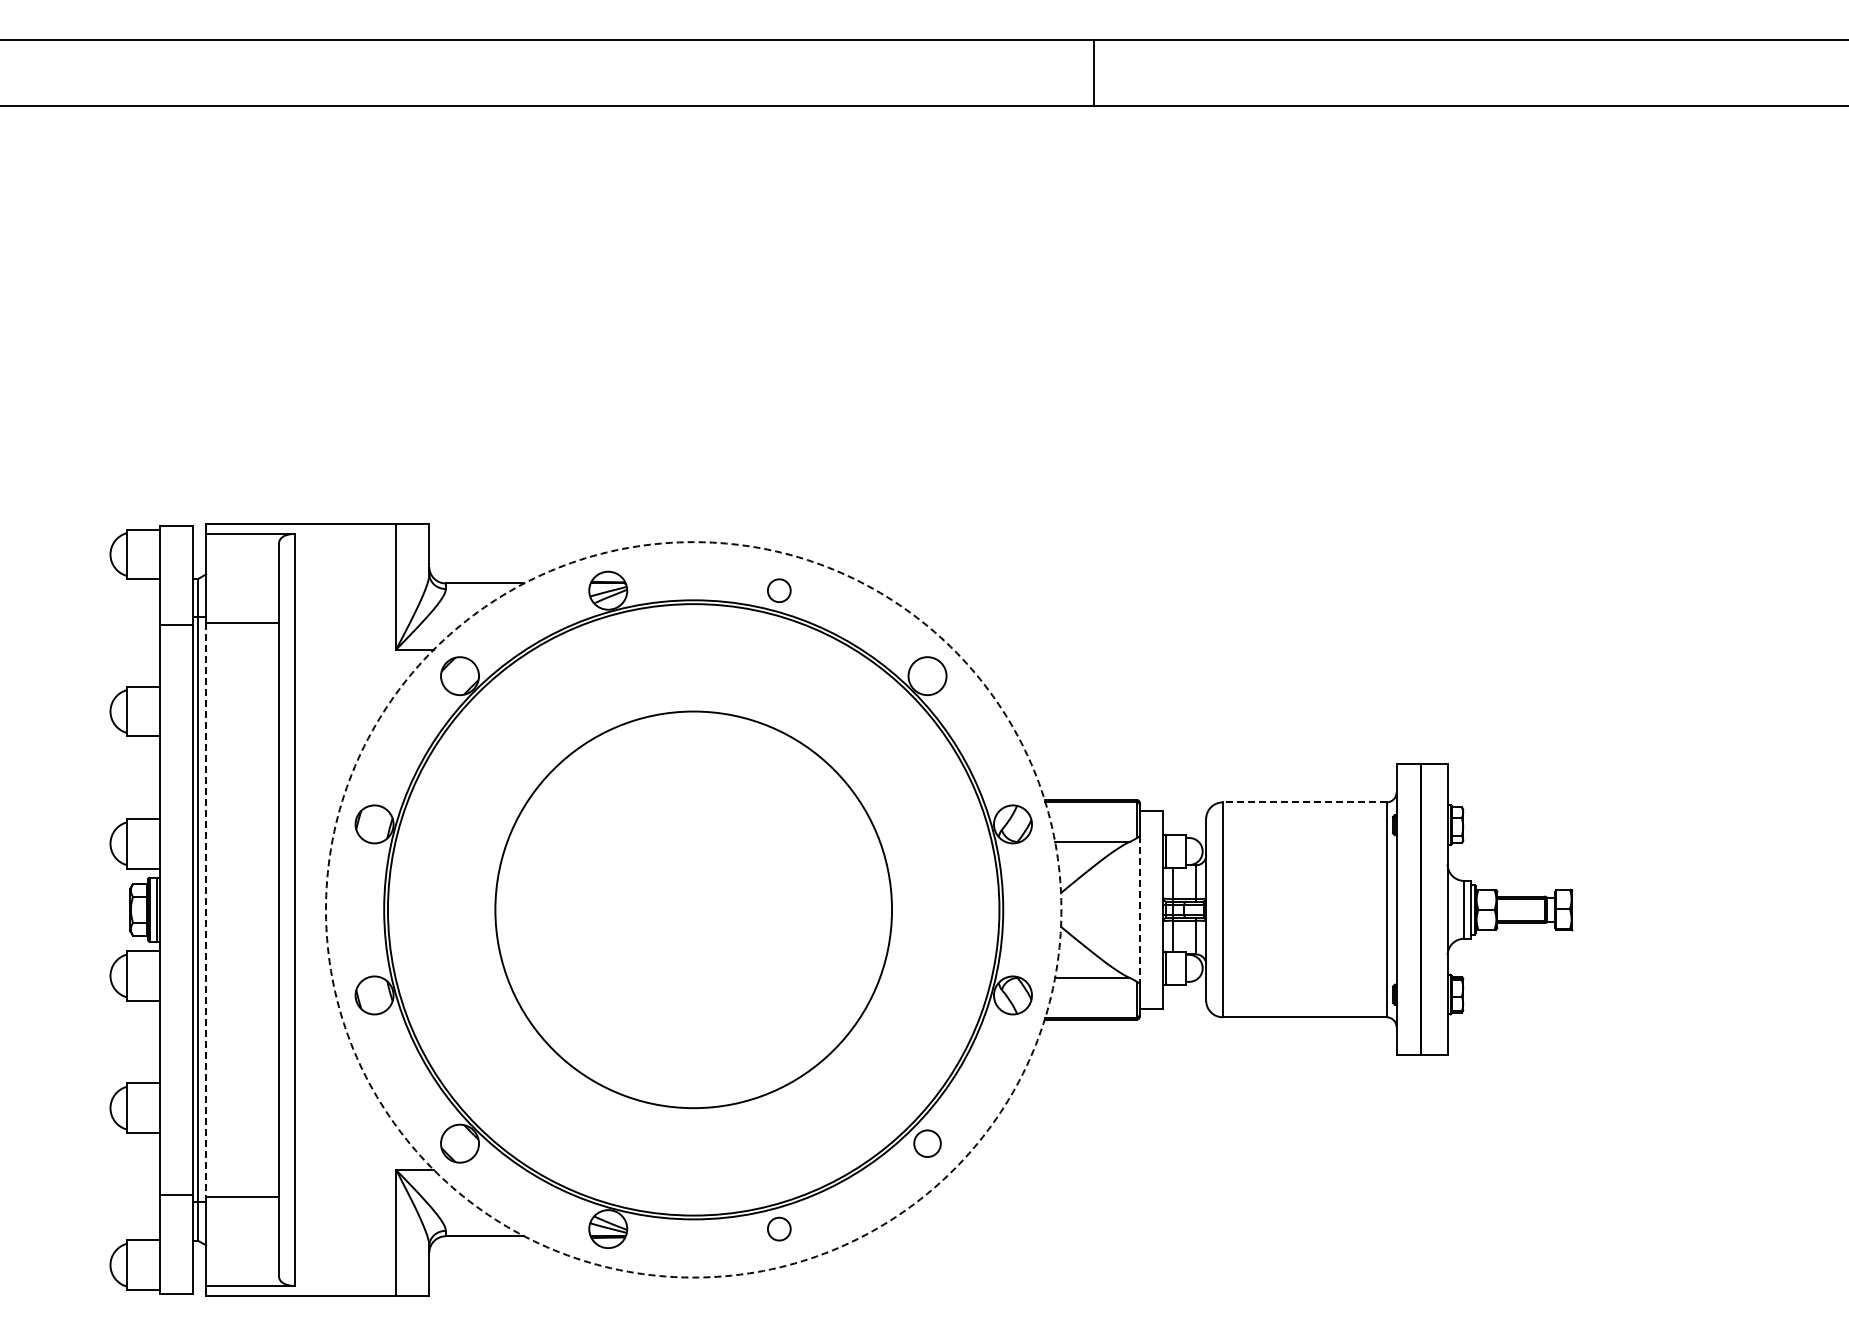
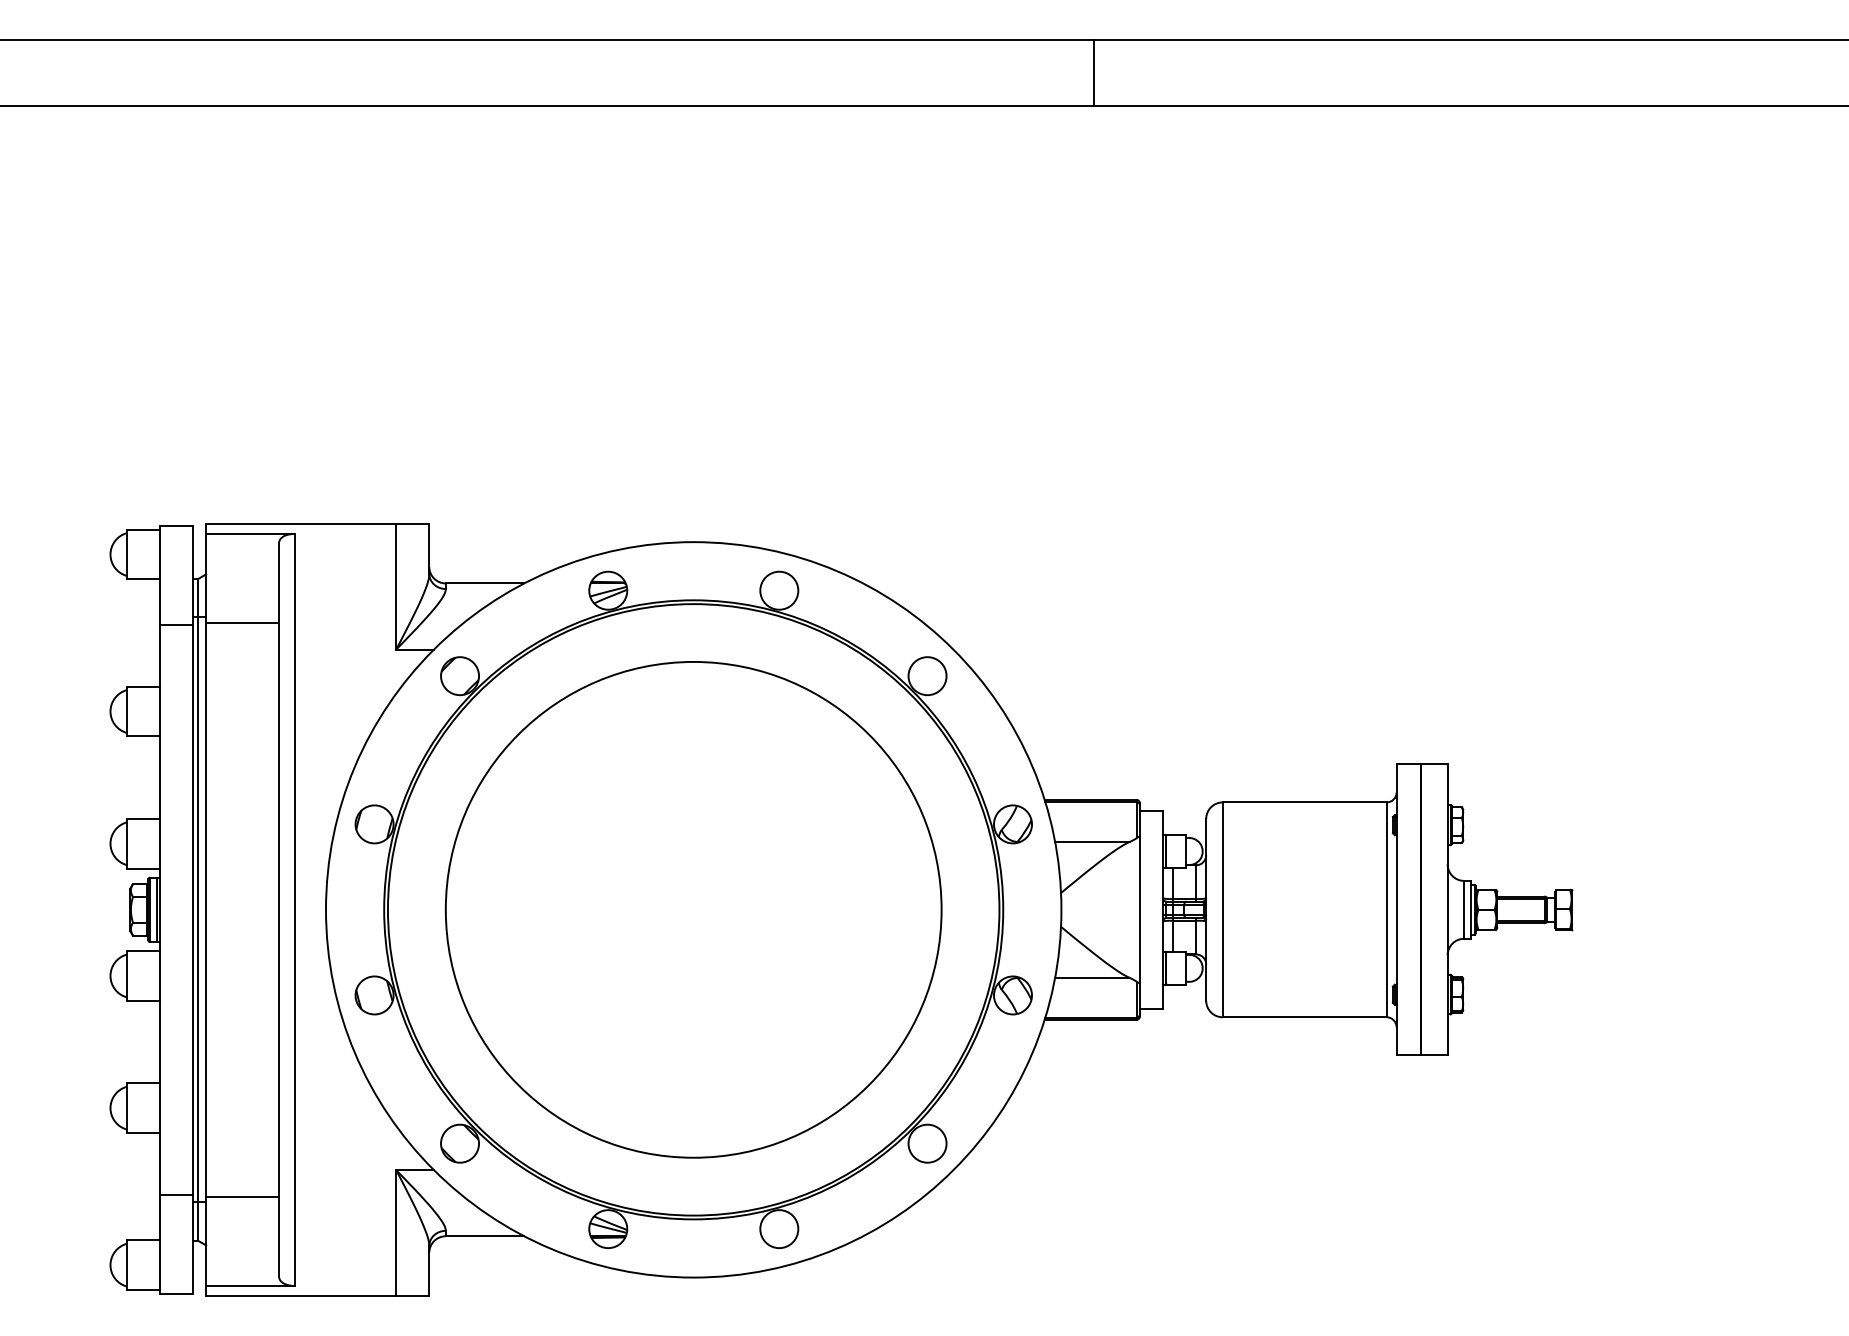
circle diameter: 23 px -> 38 px (779, 590)
line: dashed -> solid (1304, 802)
line: dashed -> solid (206, 909)
circle diameter: 397 px -> 496 px (693, 909)
circle: dashed -> solid (693, 909)
line: dashed -> solid (1139, 910)
circle diameter: 27 px -> 38 px (927, 1143)
circle diameter: 23 px -> 38 px (779, 1229)
